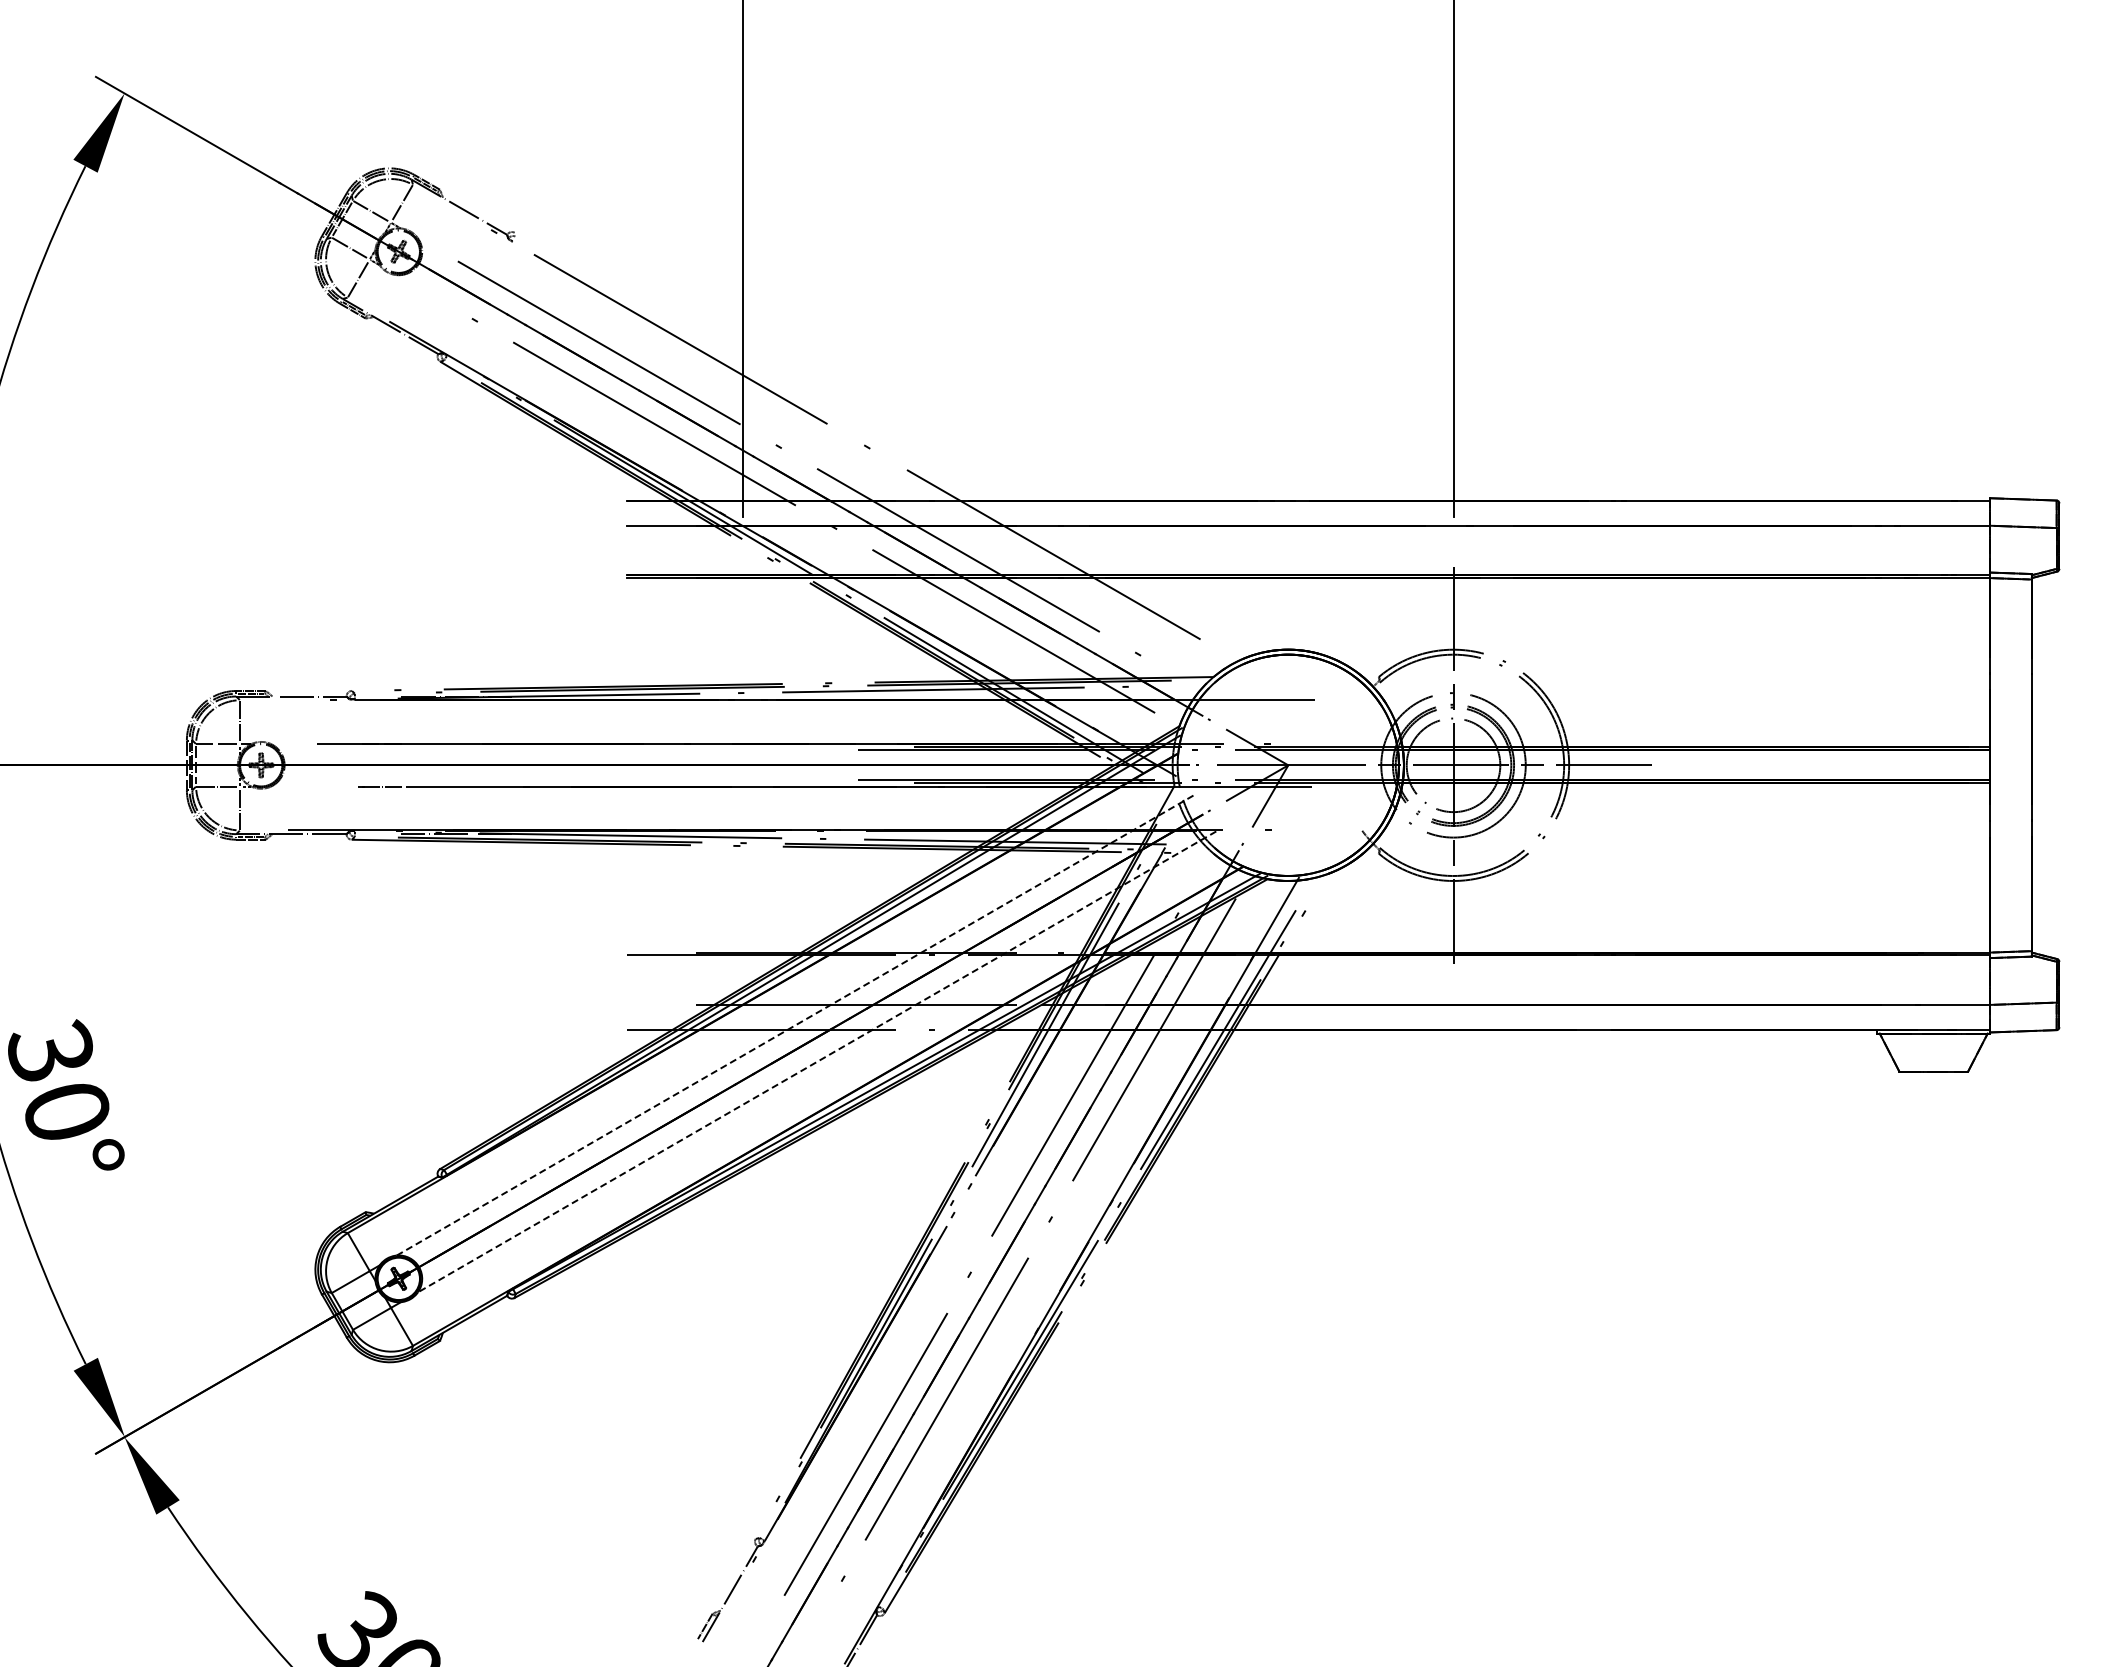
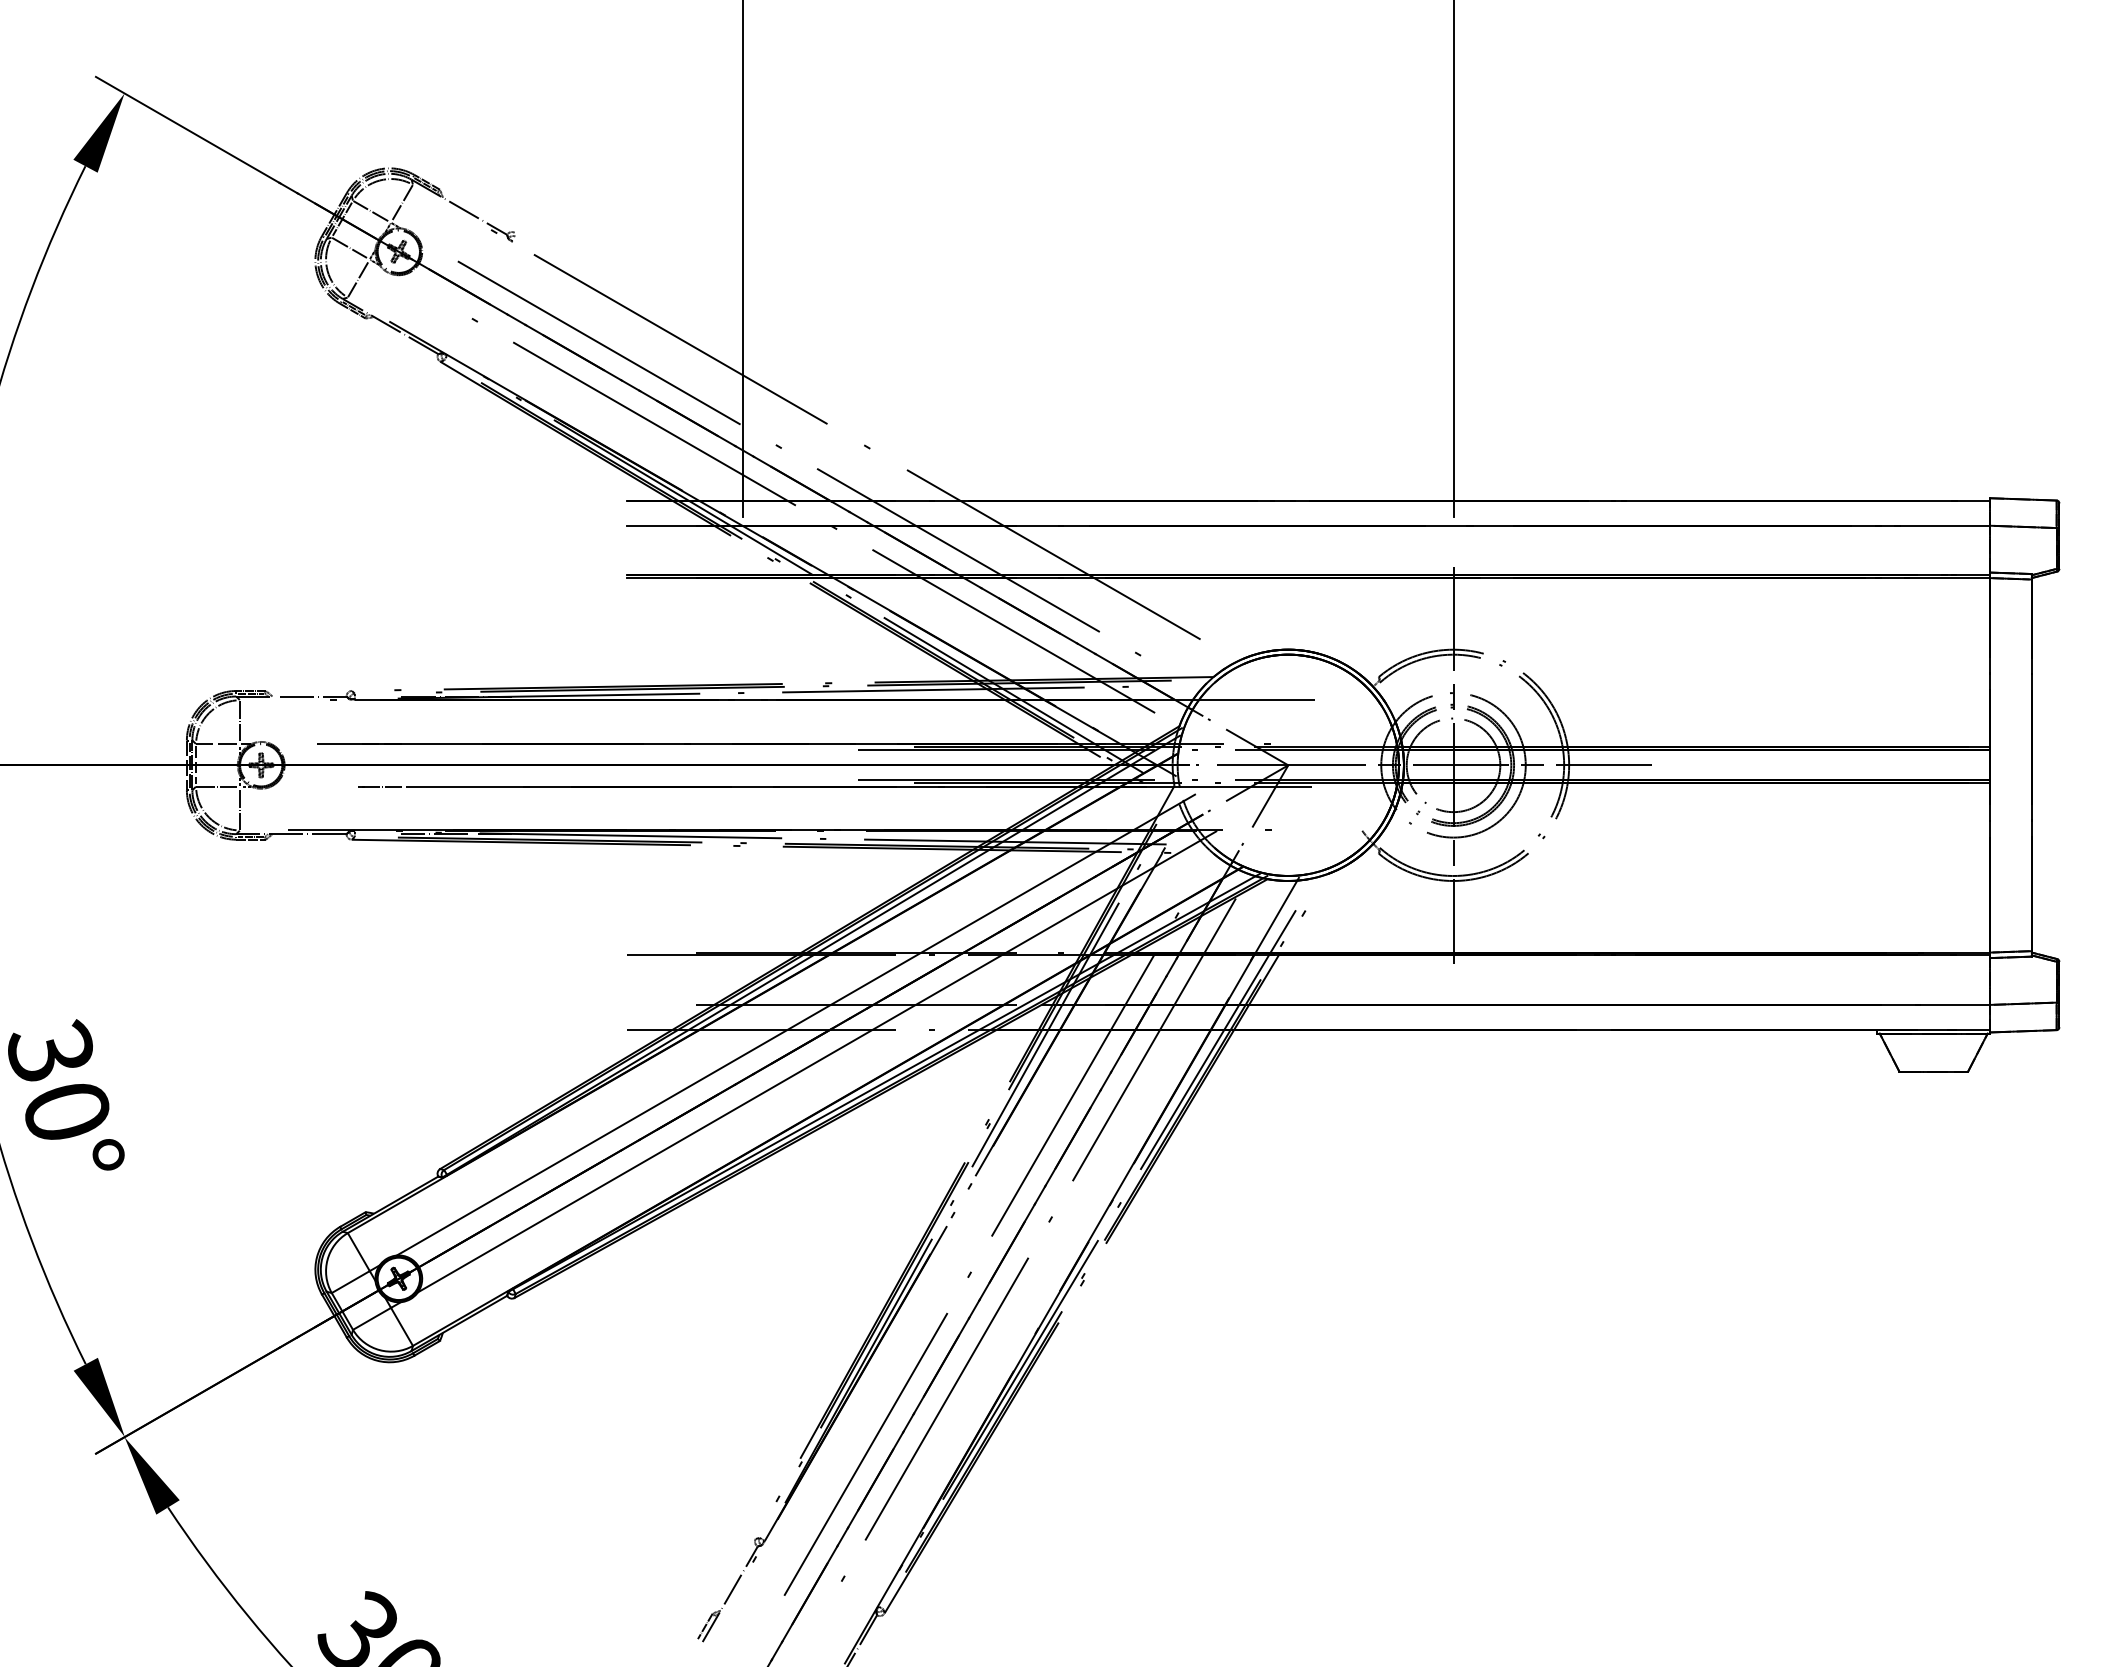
line: dashed -> solid (795, 1025)
line: dashed -> solid (817, 1061)
